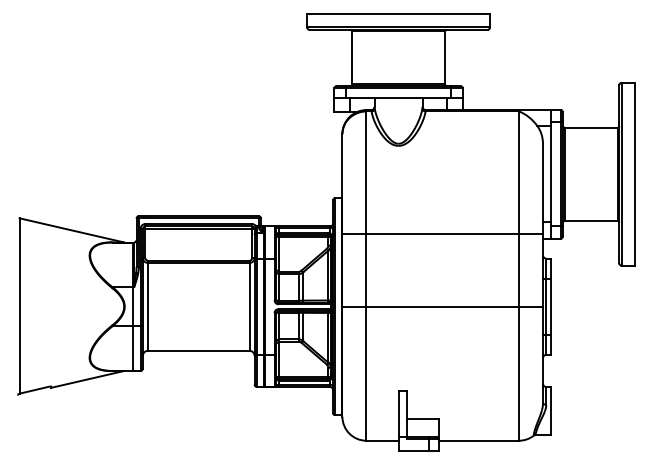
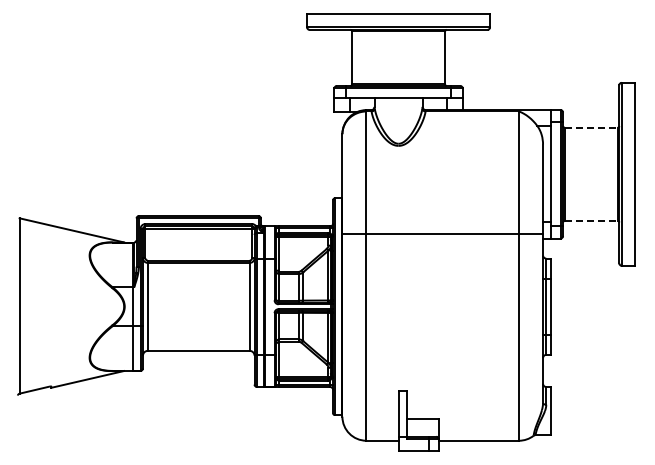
line: solid -> dashed (591, 127)
line: solid -> dashed (591, 220)
line: present -> none (442, 306)
